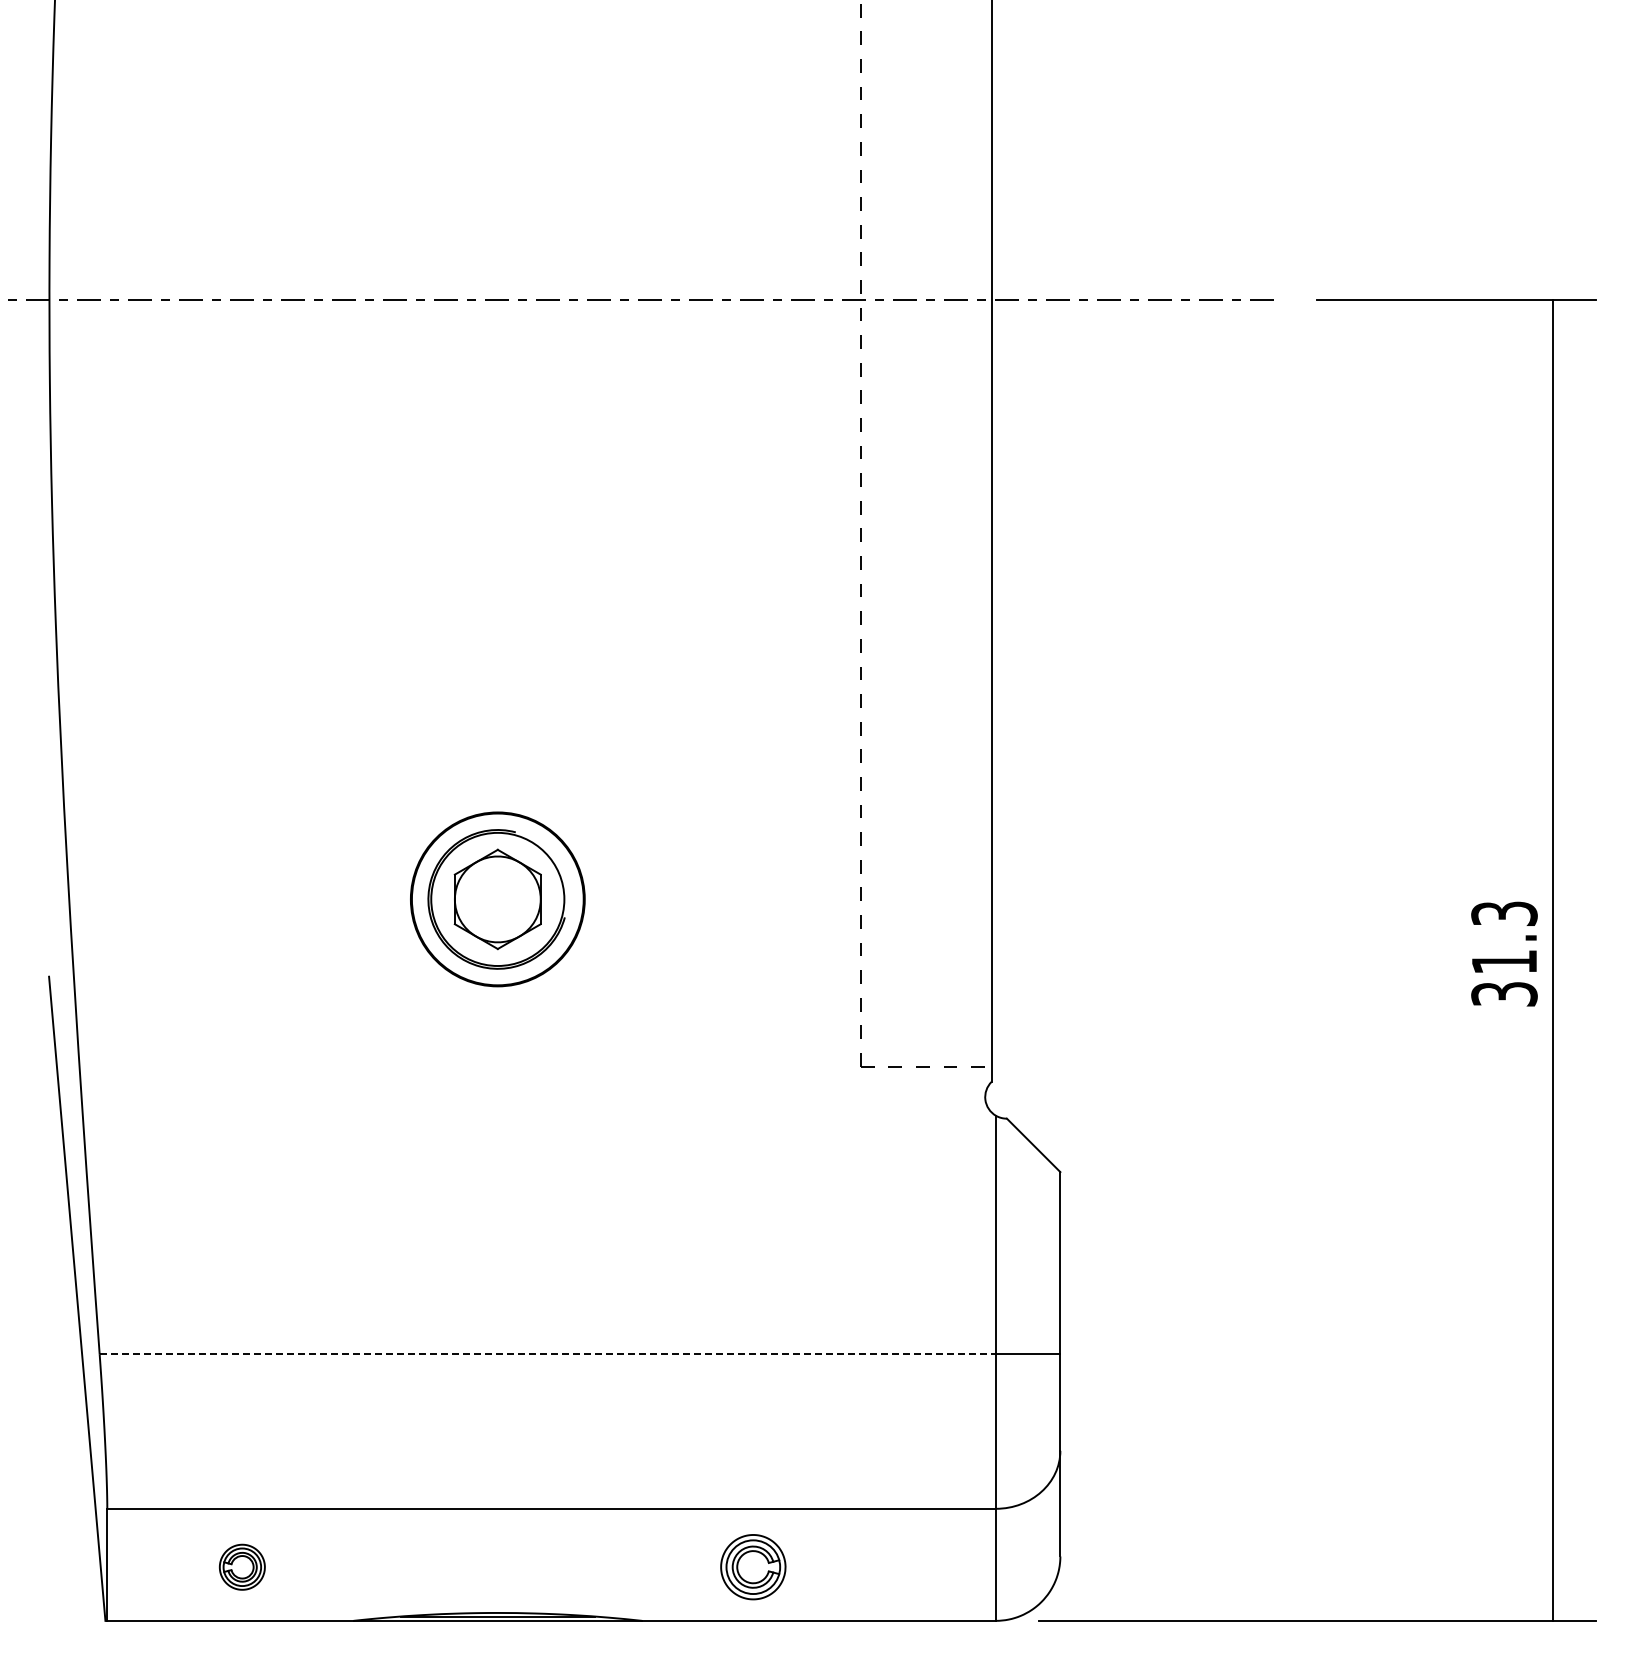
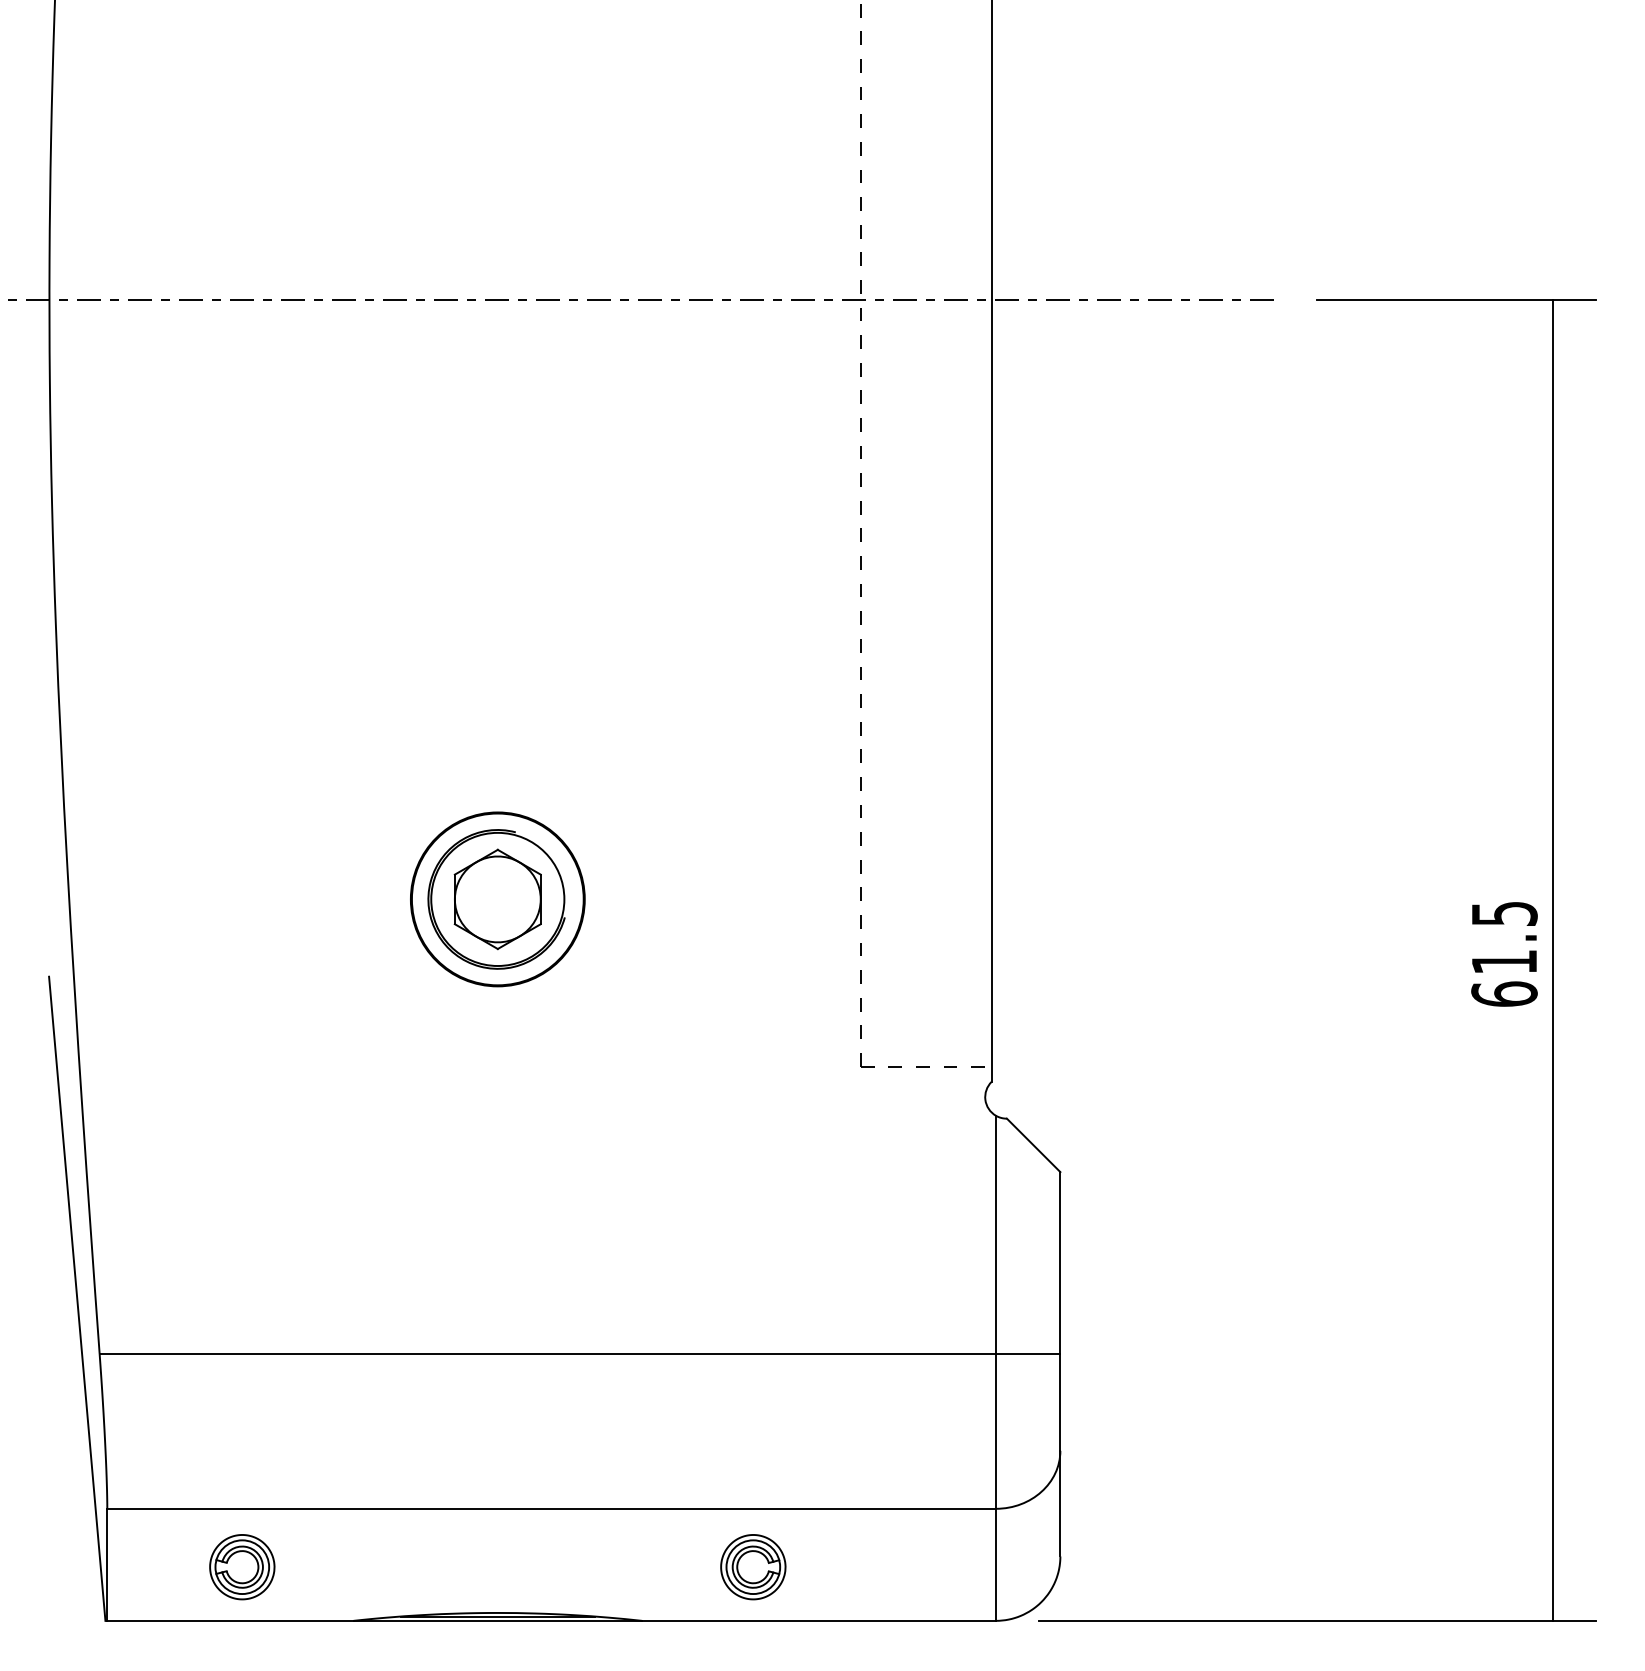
text: 31.3 -> 61.5 (1504, 953)
line: dashed -> solid (548, 1354)
part size: 48x48 px -> 67x67 px (242, 1567)
